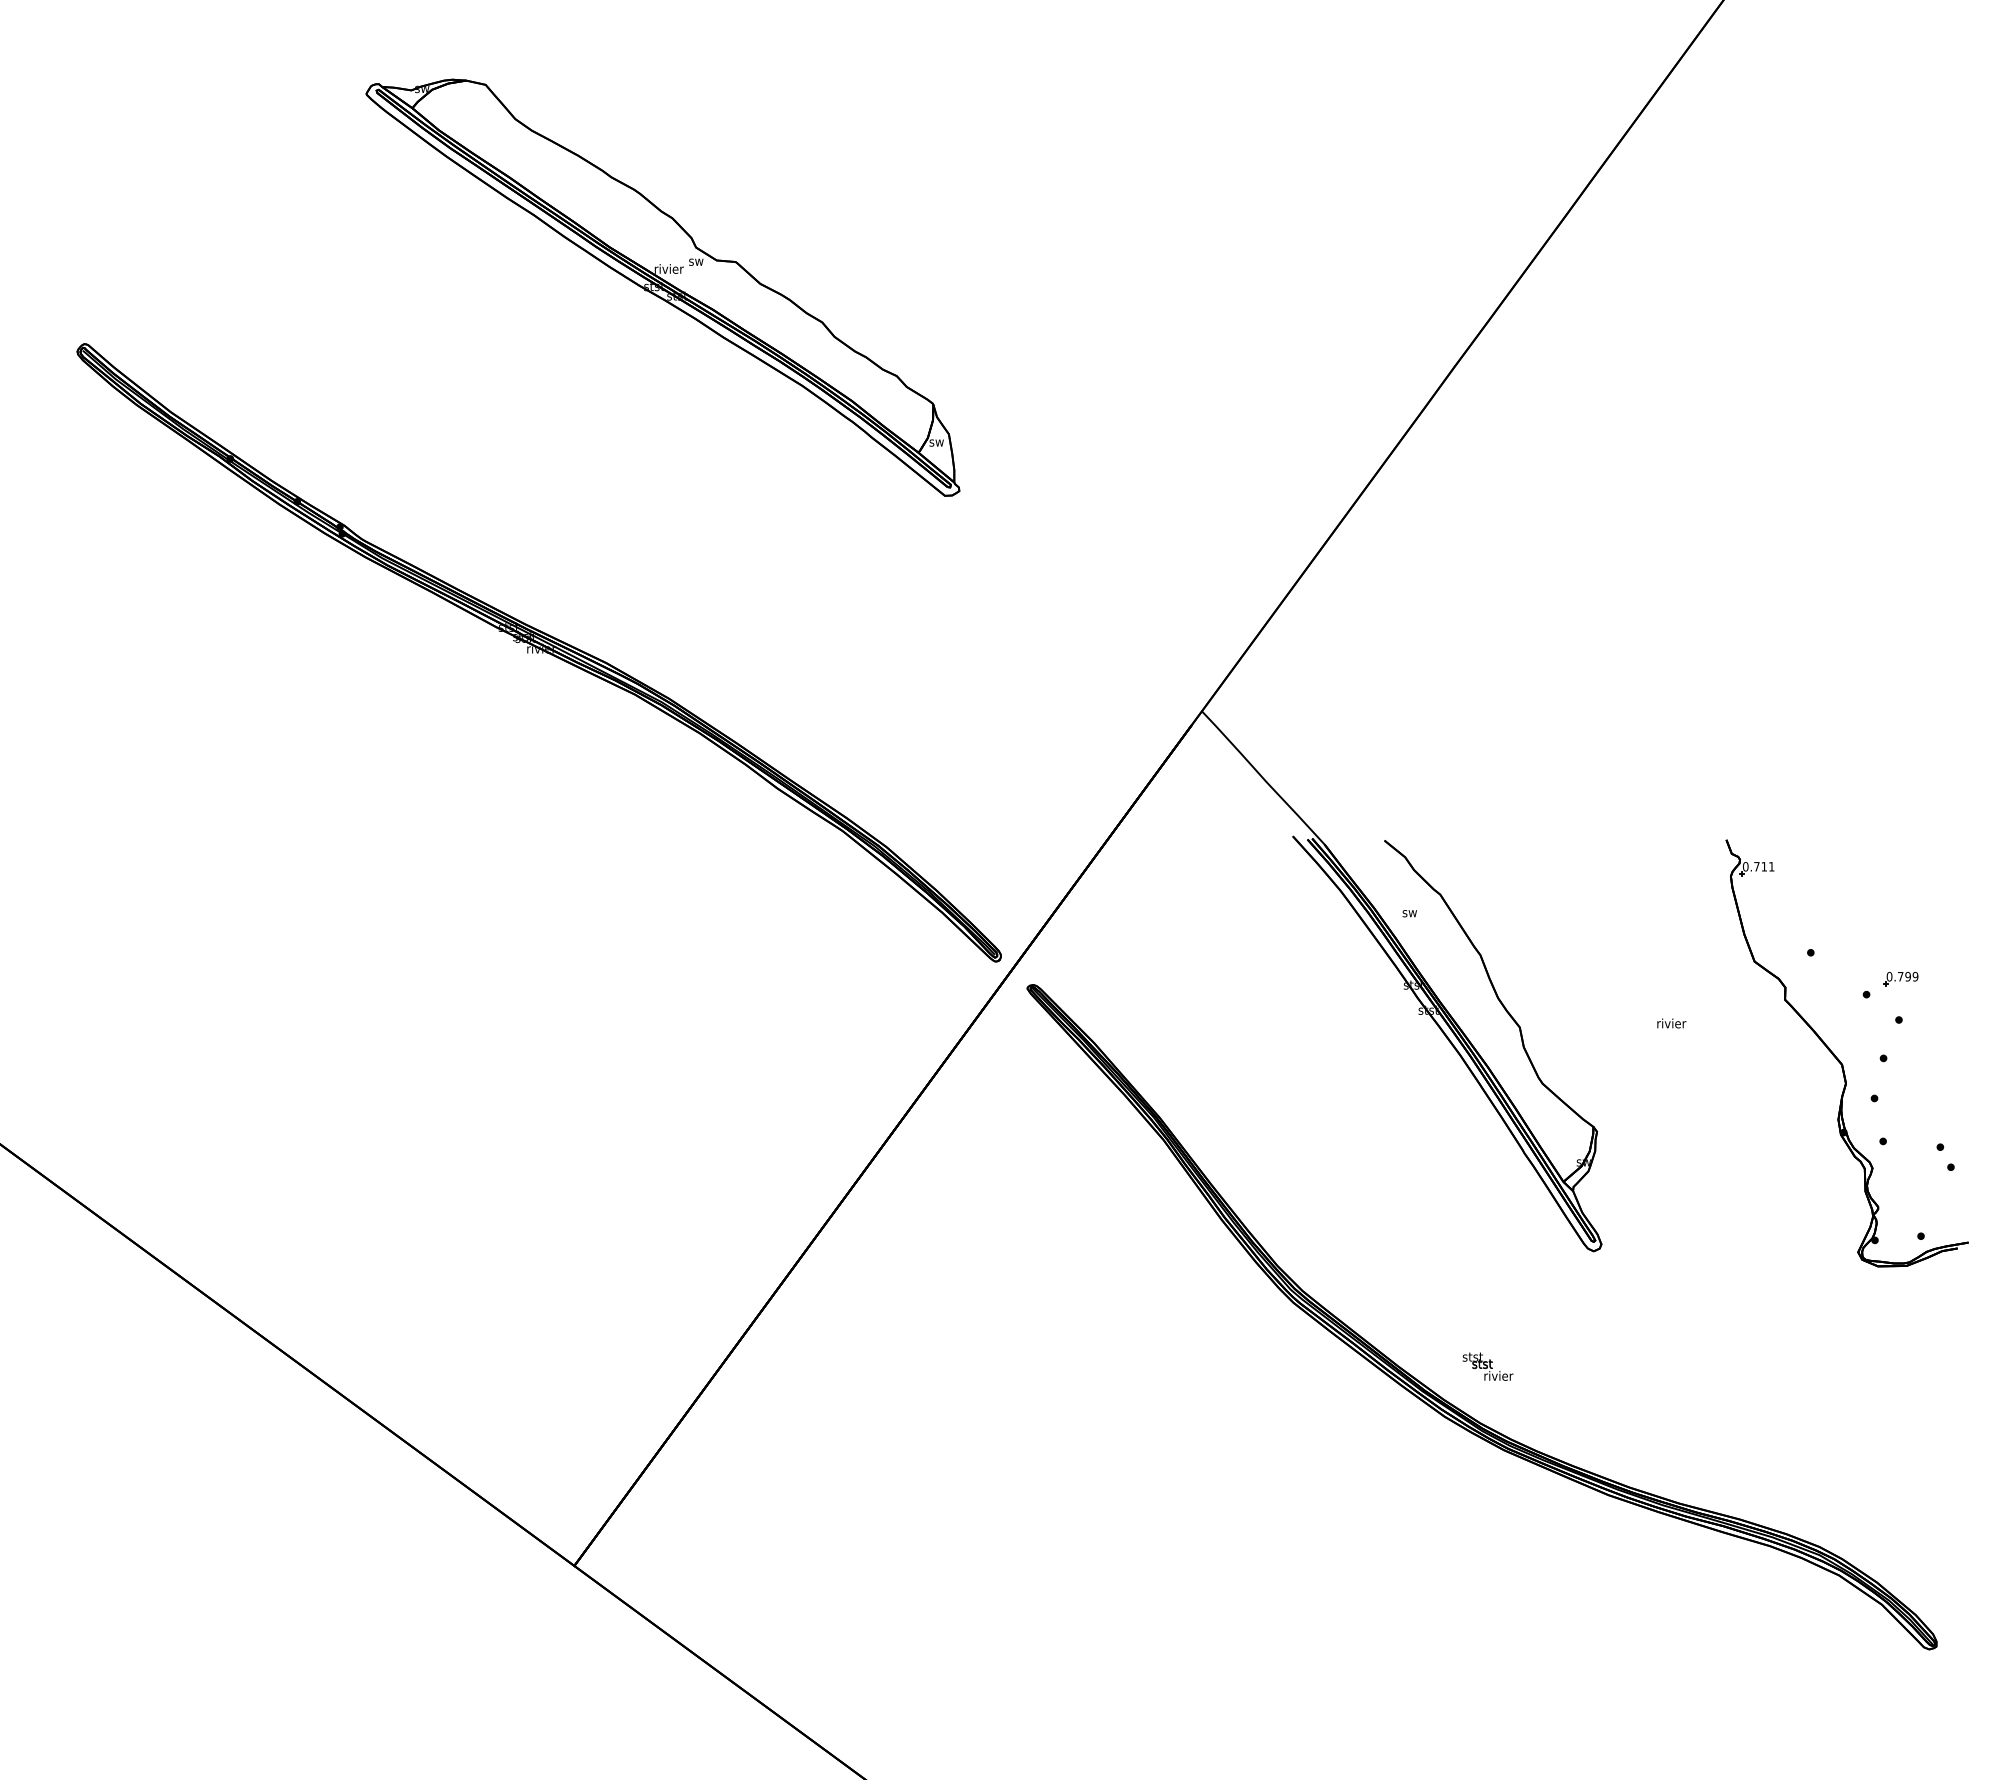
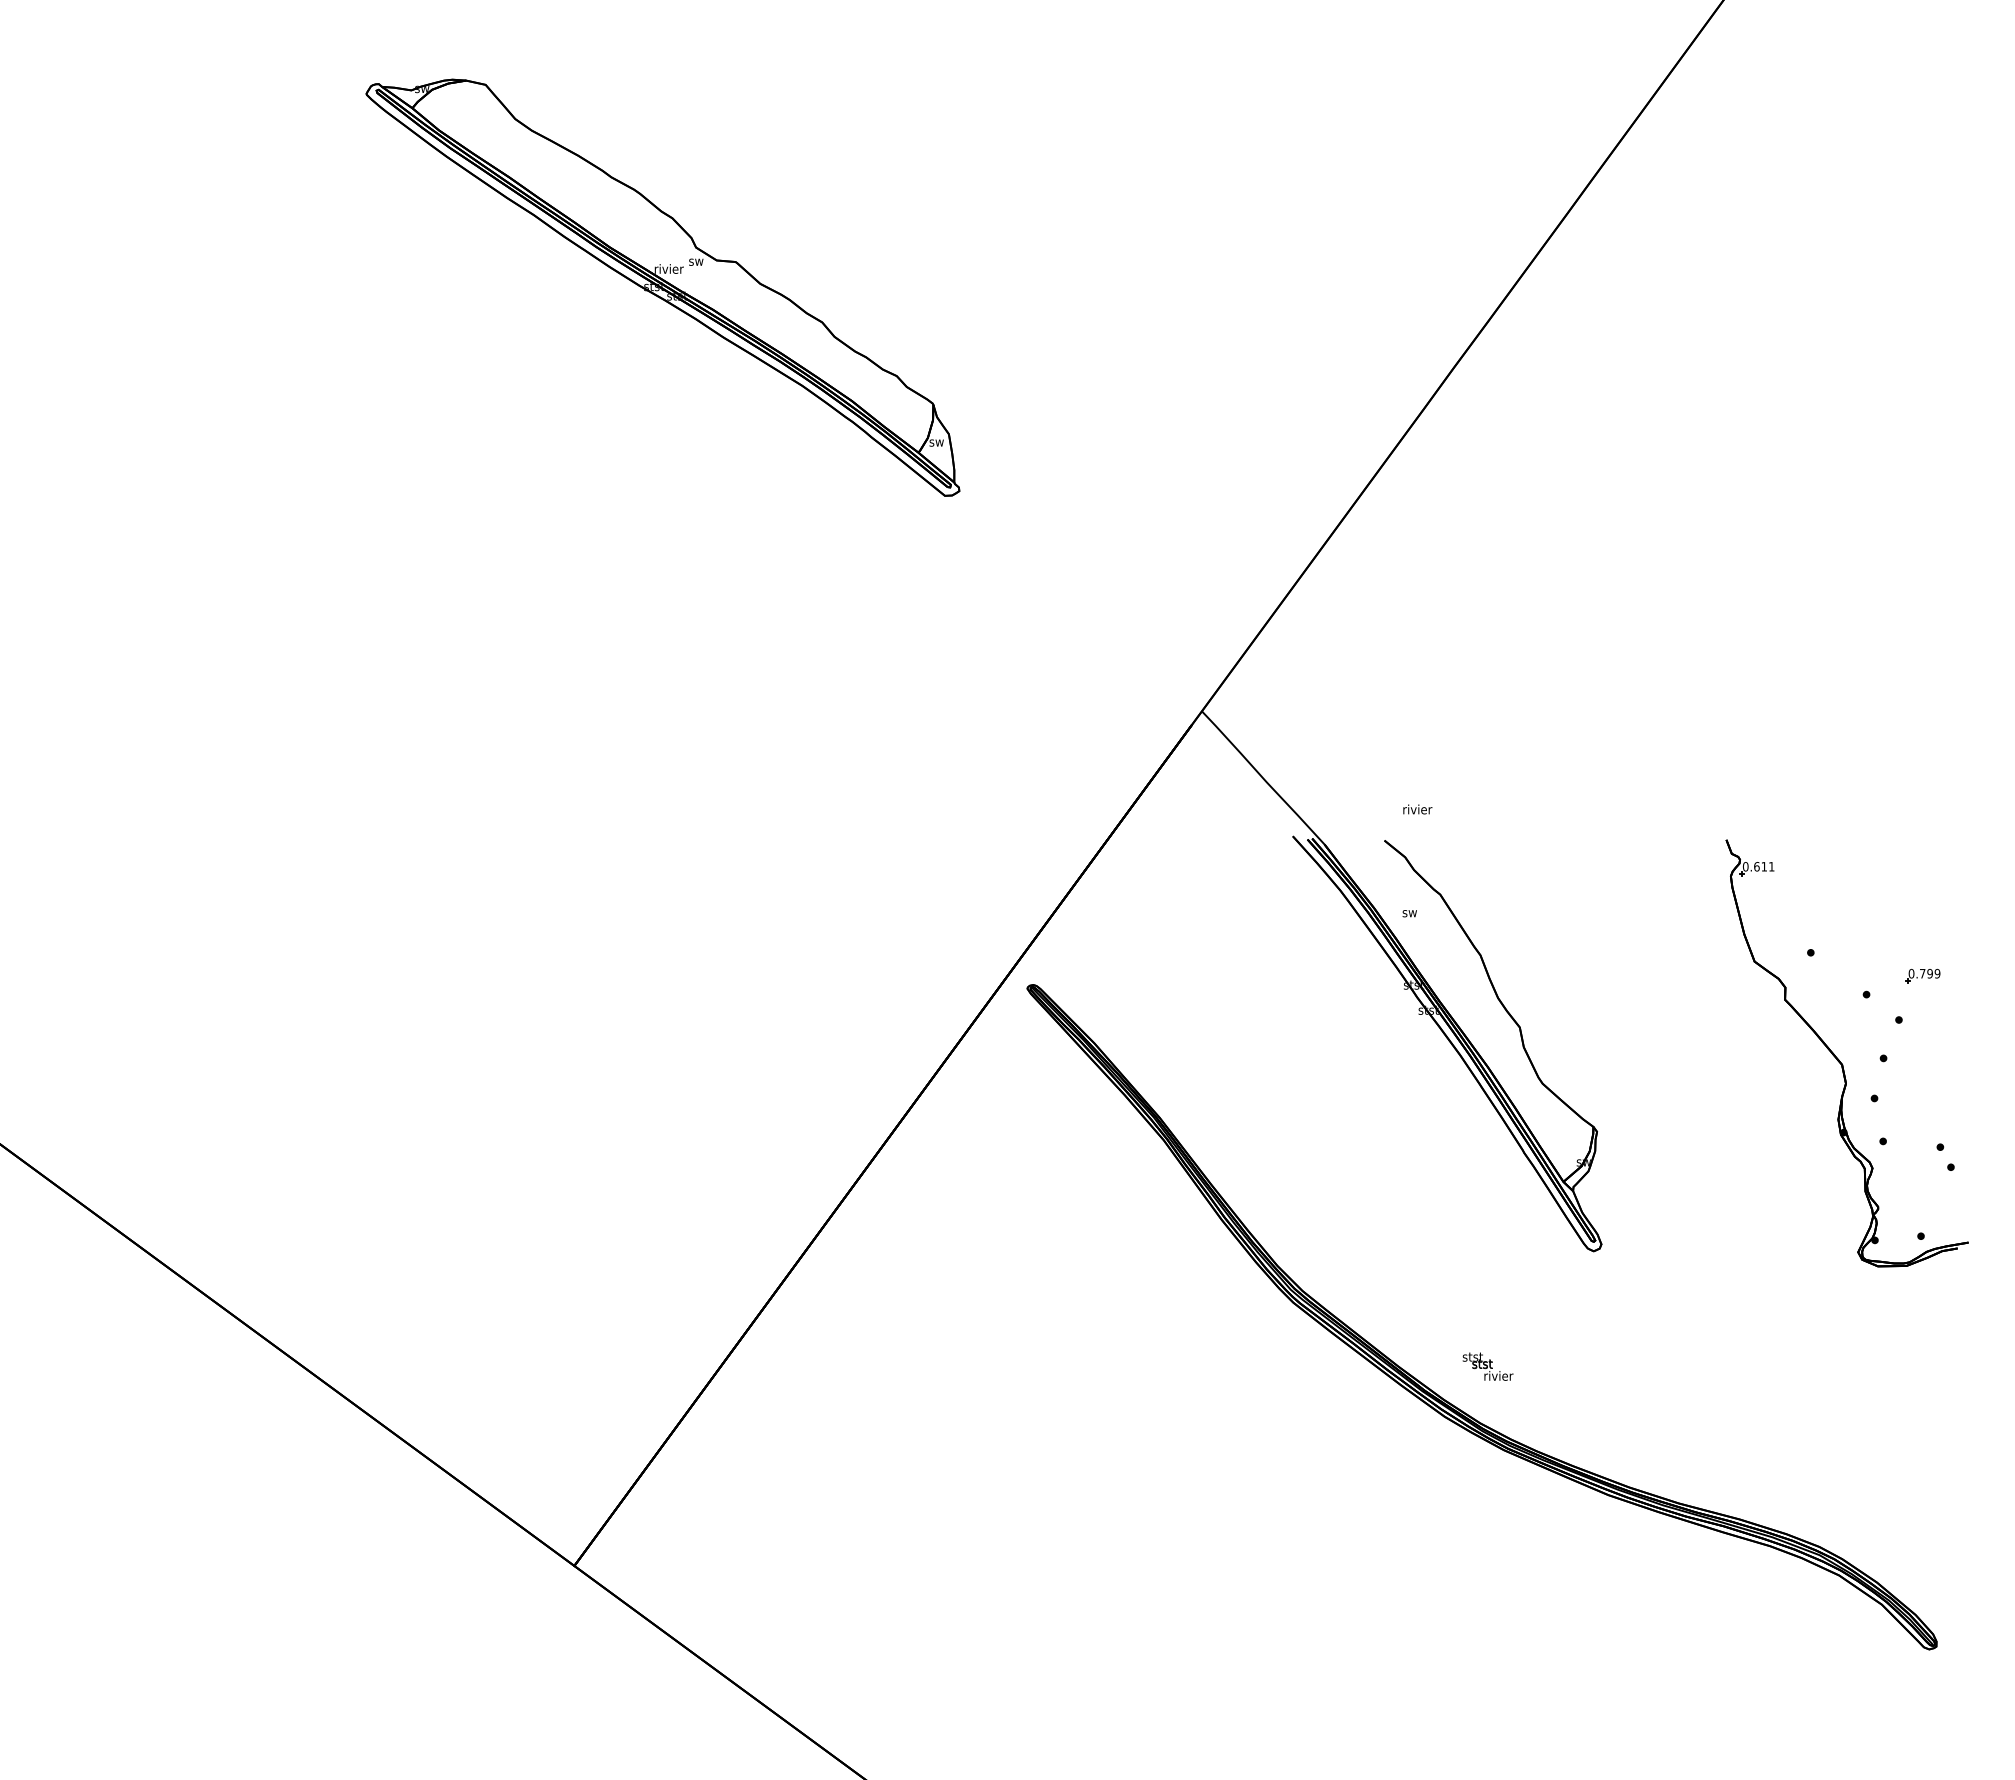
part: present -> none (538, 652)
text: 0.711 -> 0.611 (1756, 866)
part position: (1900, 978) -> (1922, 975) (1922, 975)
text position: (1671, 1023) -> (1417, 809) (1417, 809)
